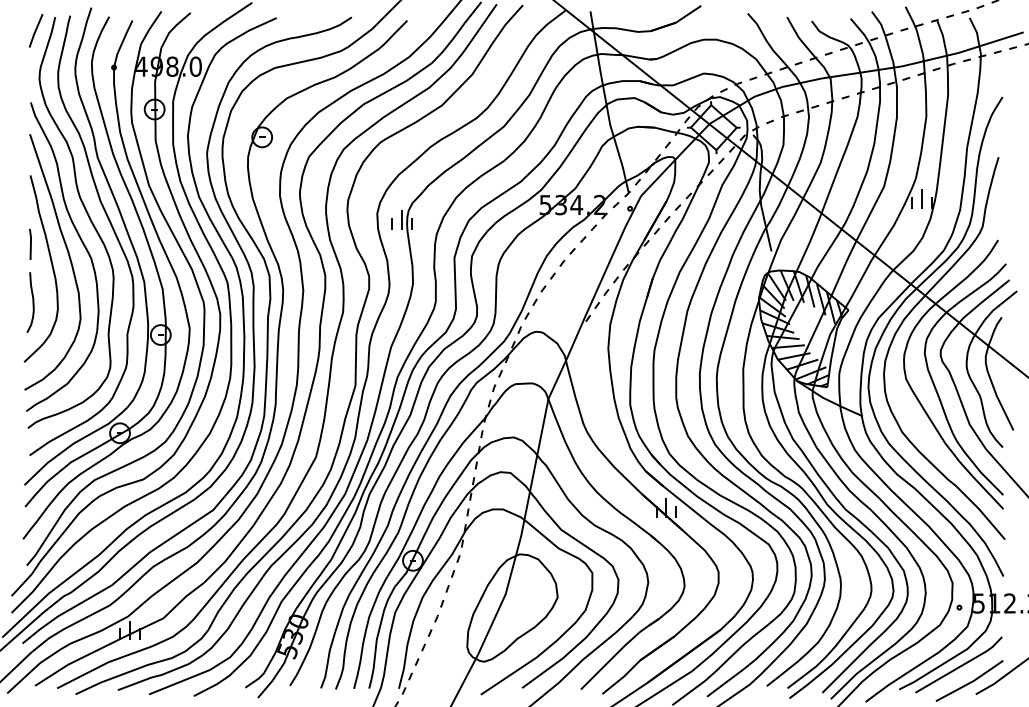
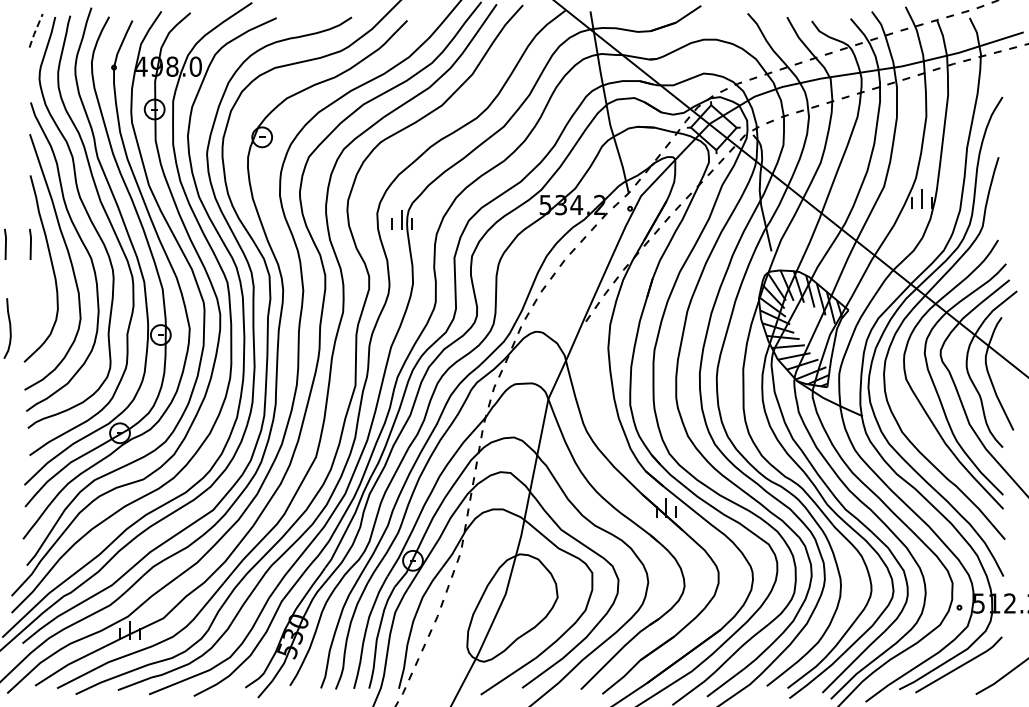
line: solid -> dashed (35, 31)
line: none -> present (5, 243)
curve position: (32, 302) -> (9, 328) (9, 328)
line: present -> none (970, 681)
